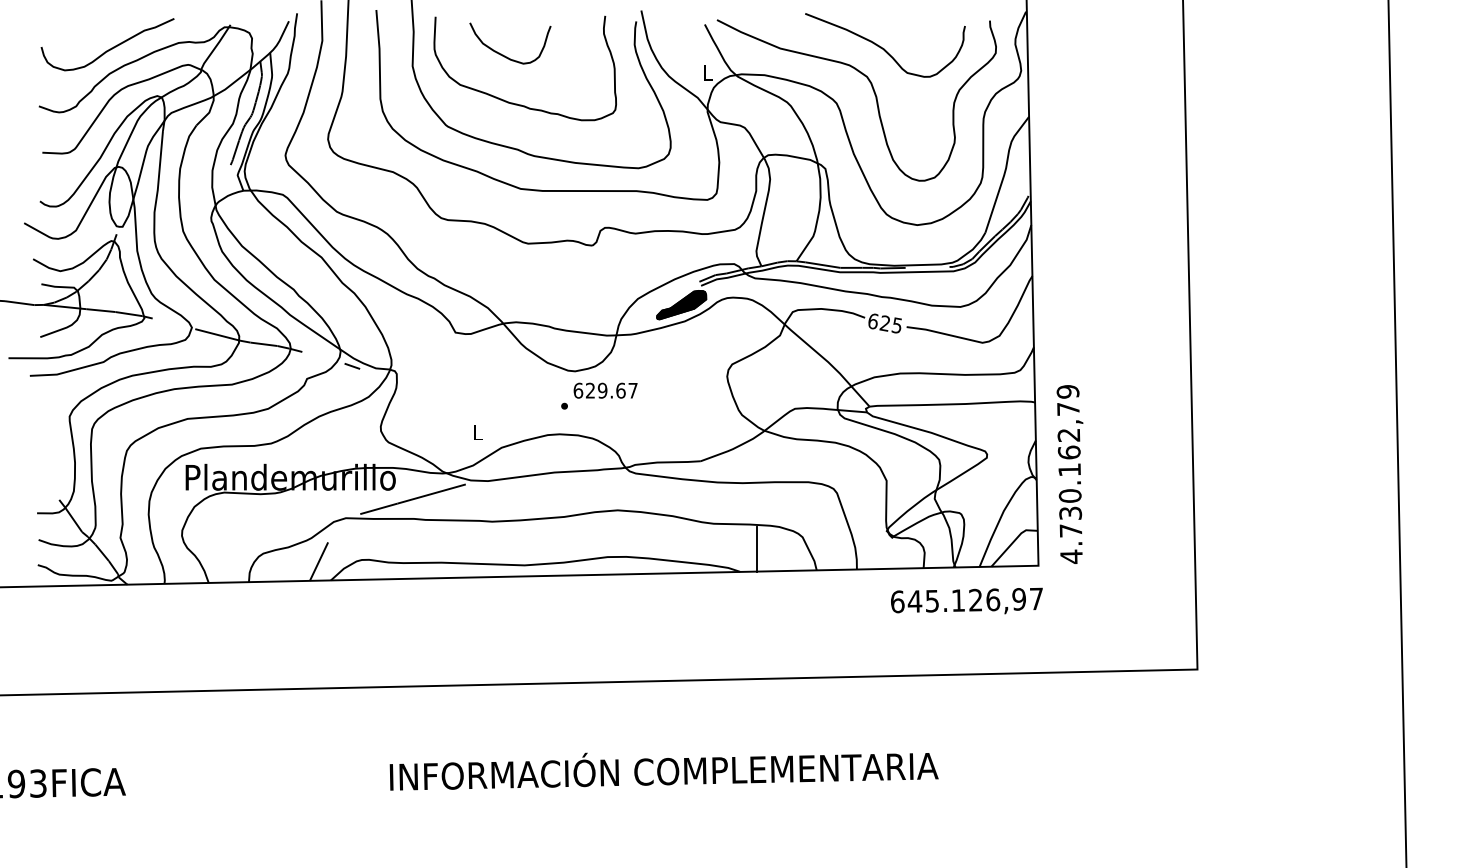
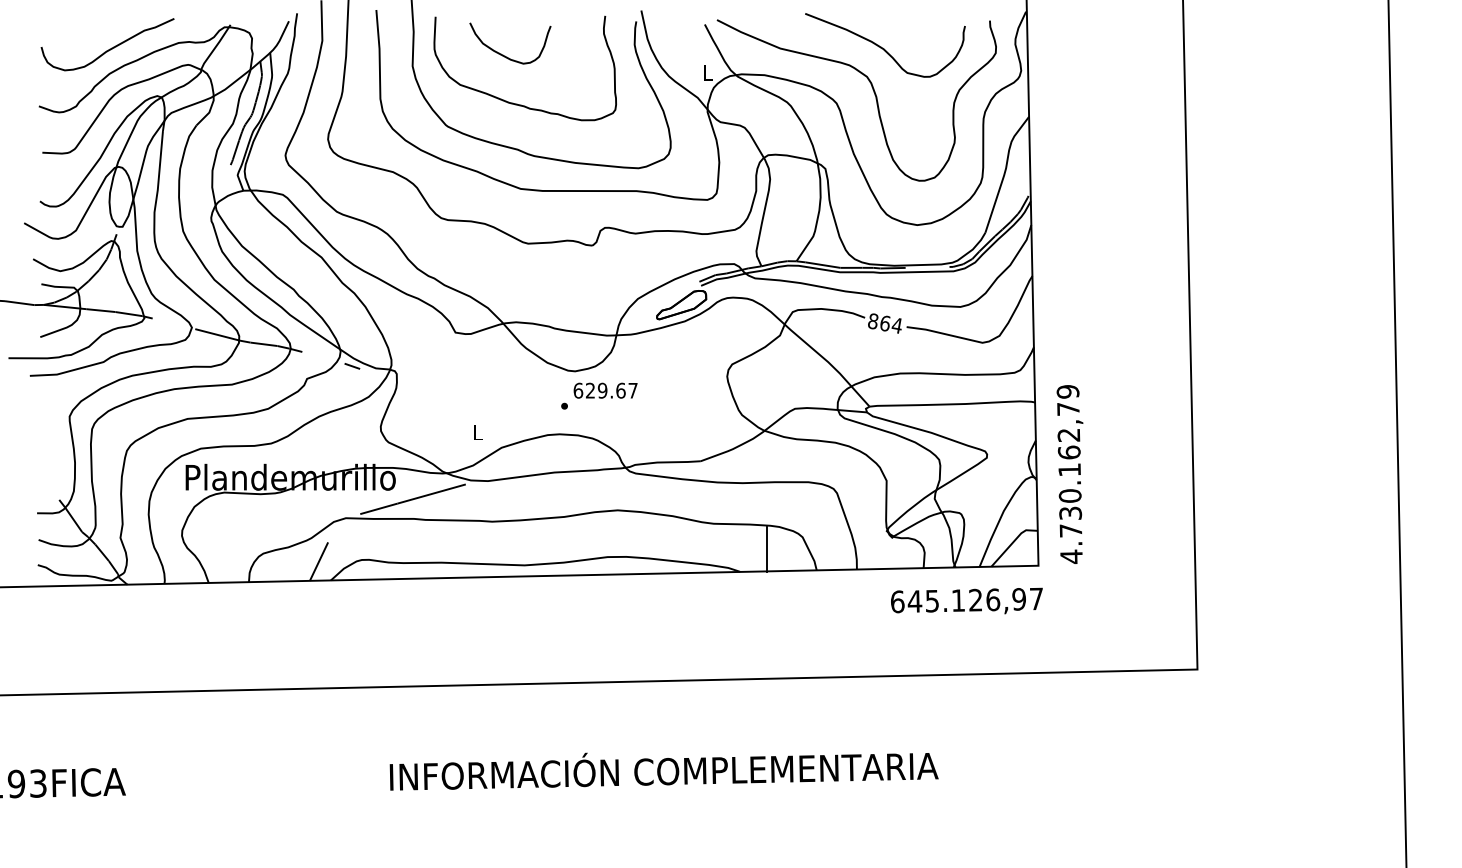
fill: present -> none (681, 304)
text: 625 -> 864 (884, 323)
line position: (757, 549) -> (767, 549) (767, 549)
